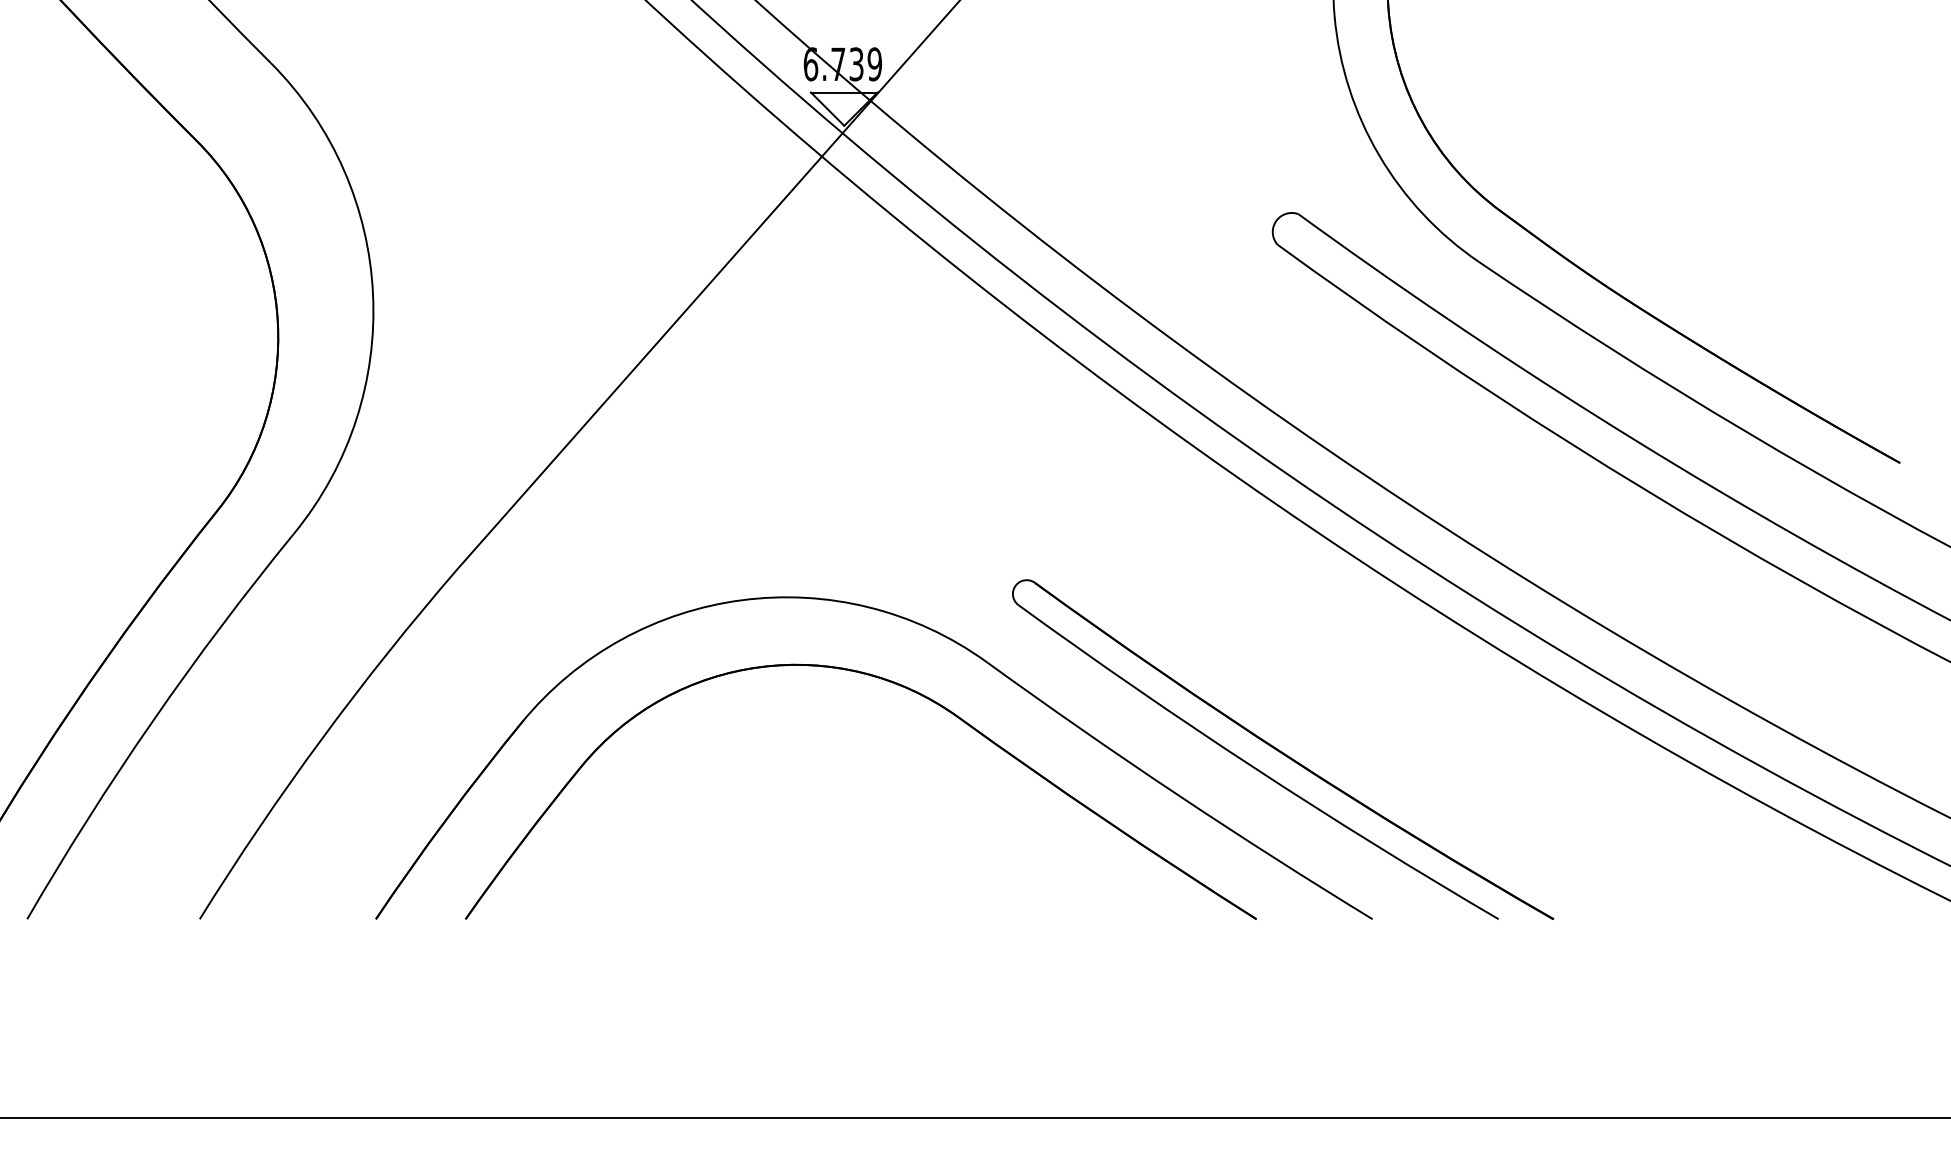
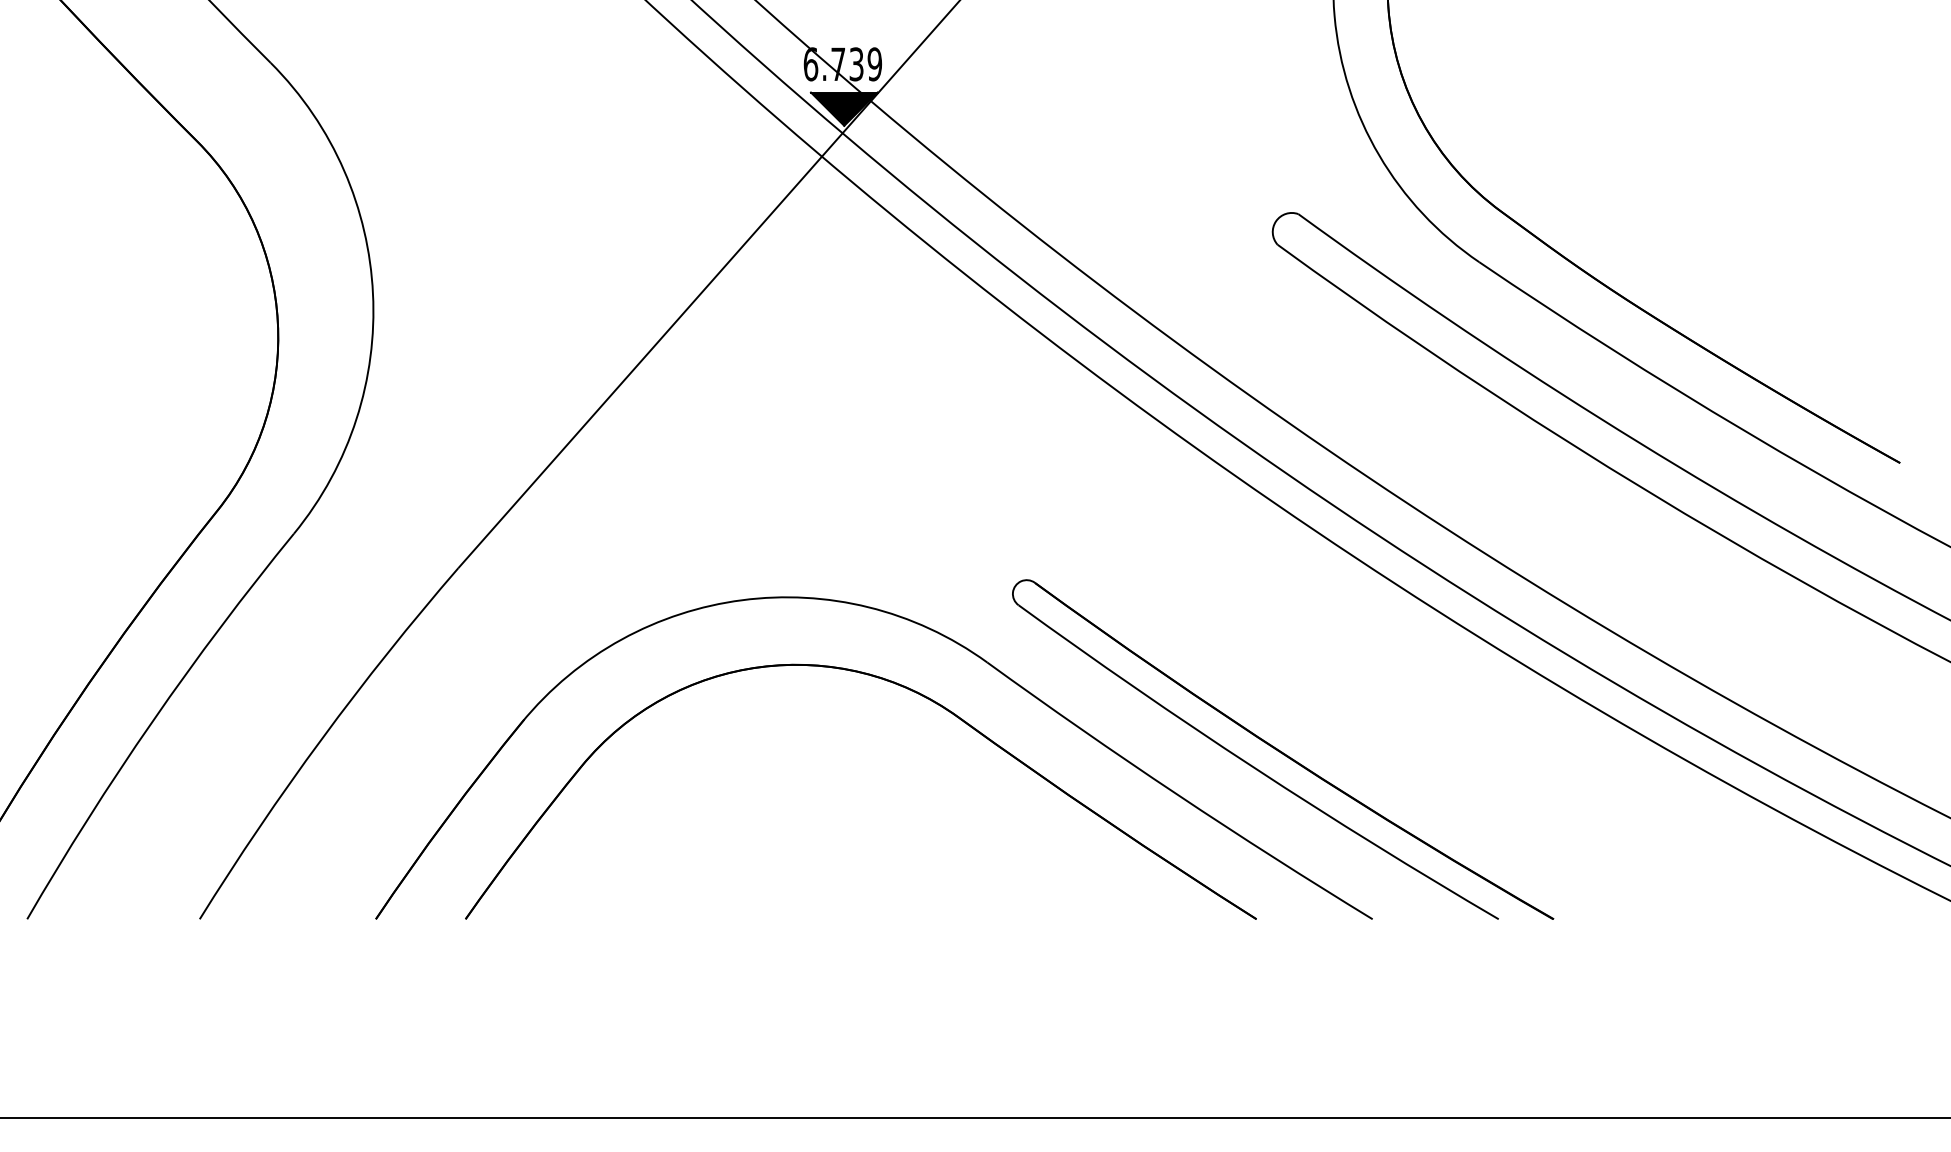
fill: none -> present (843, 108)
